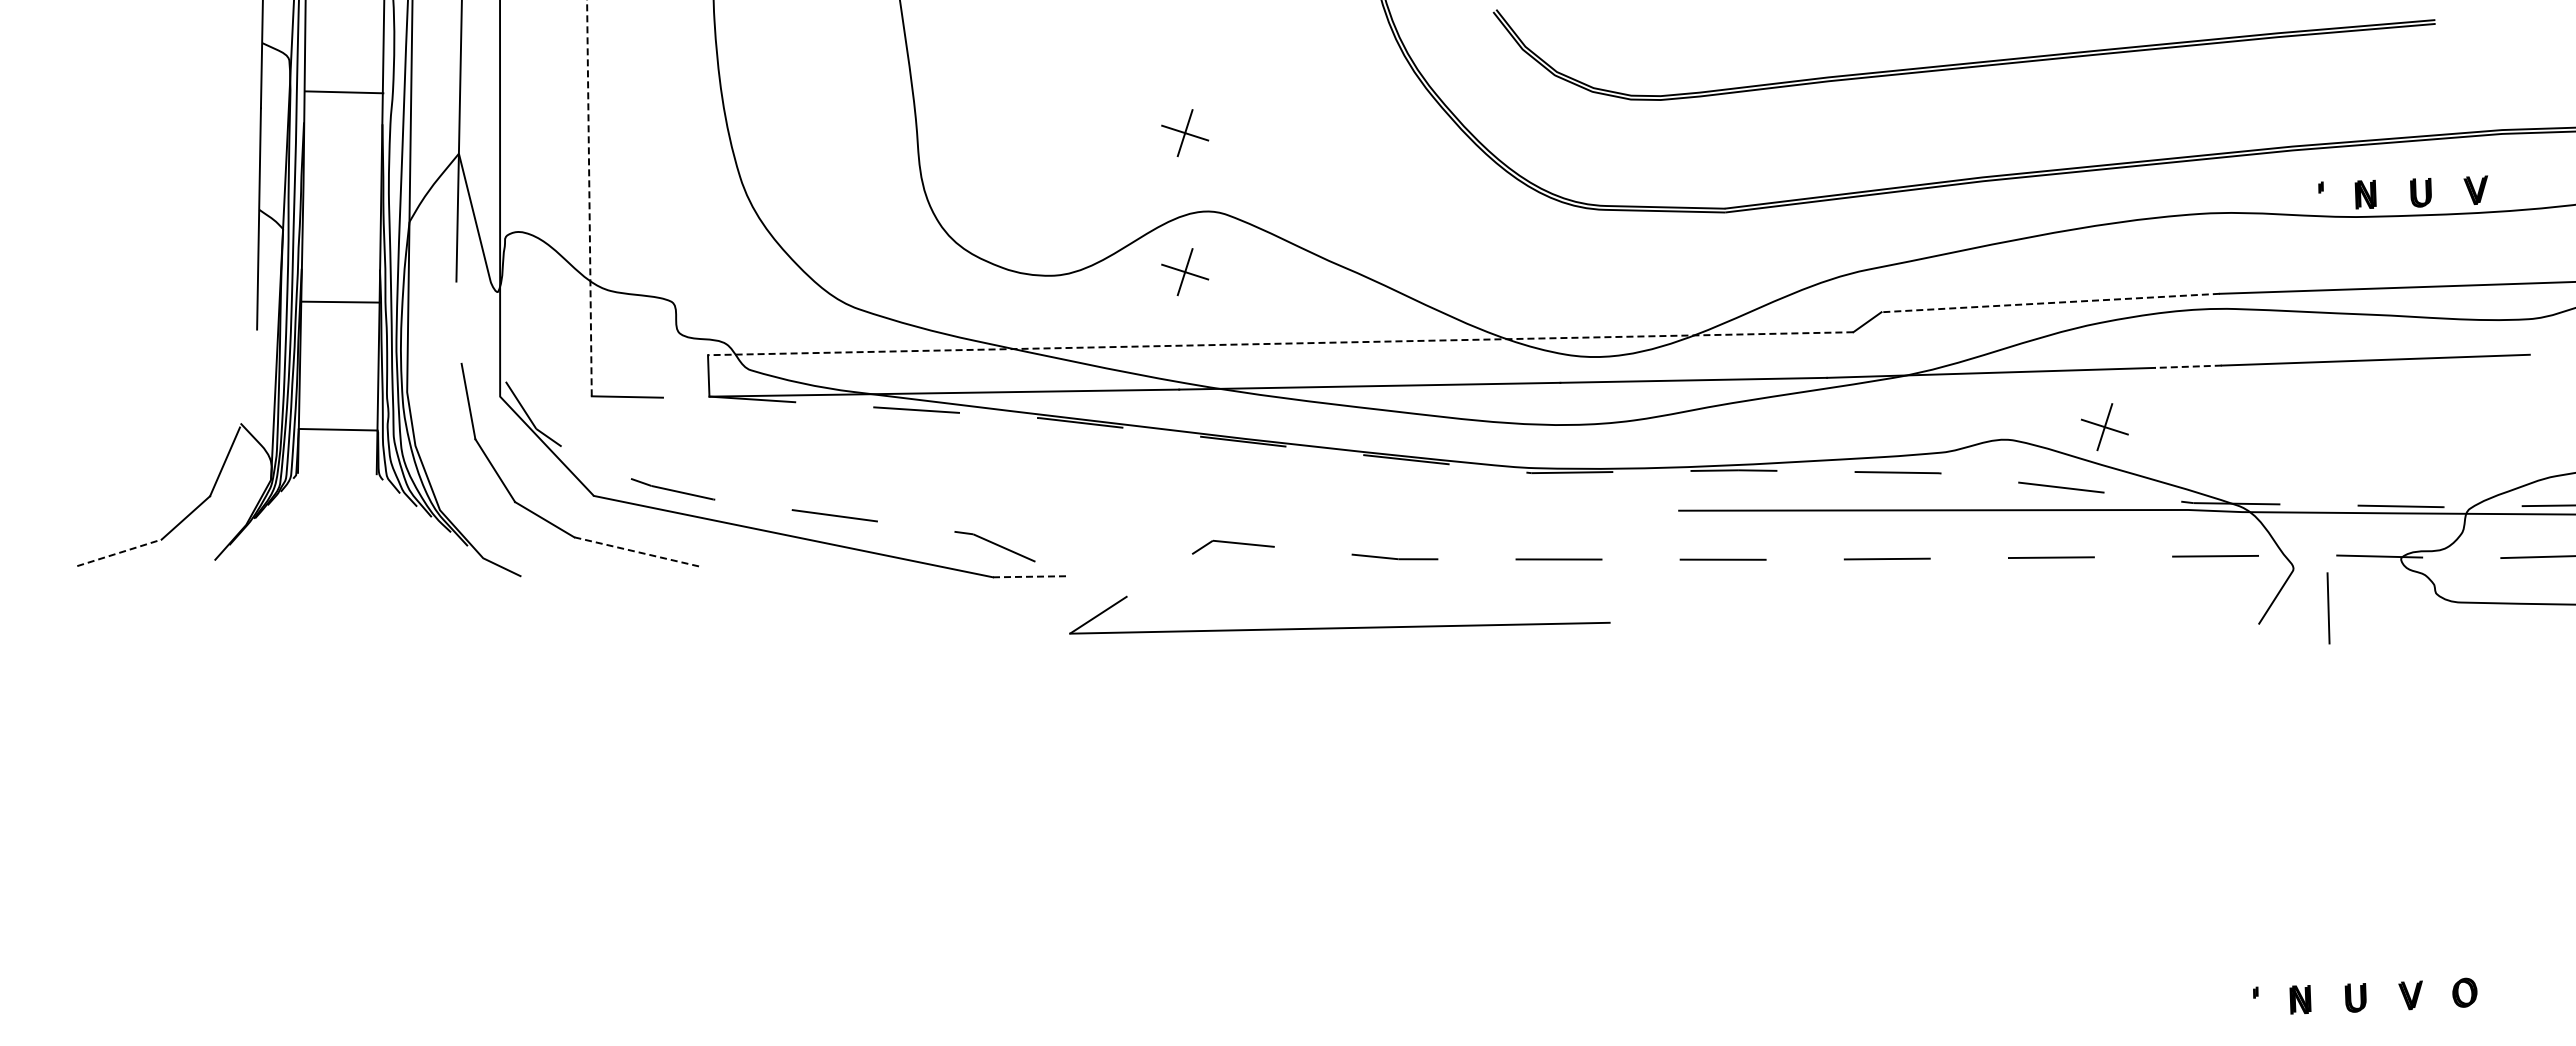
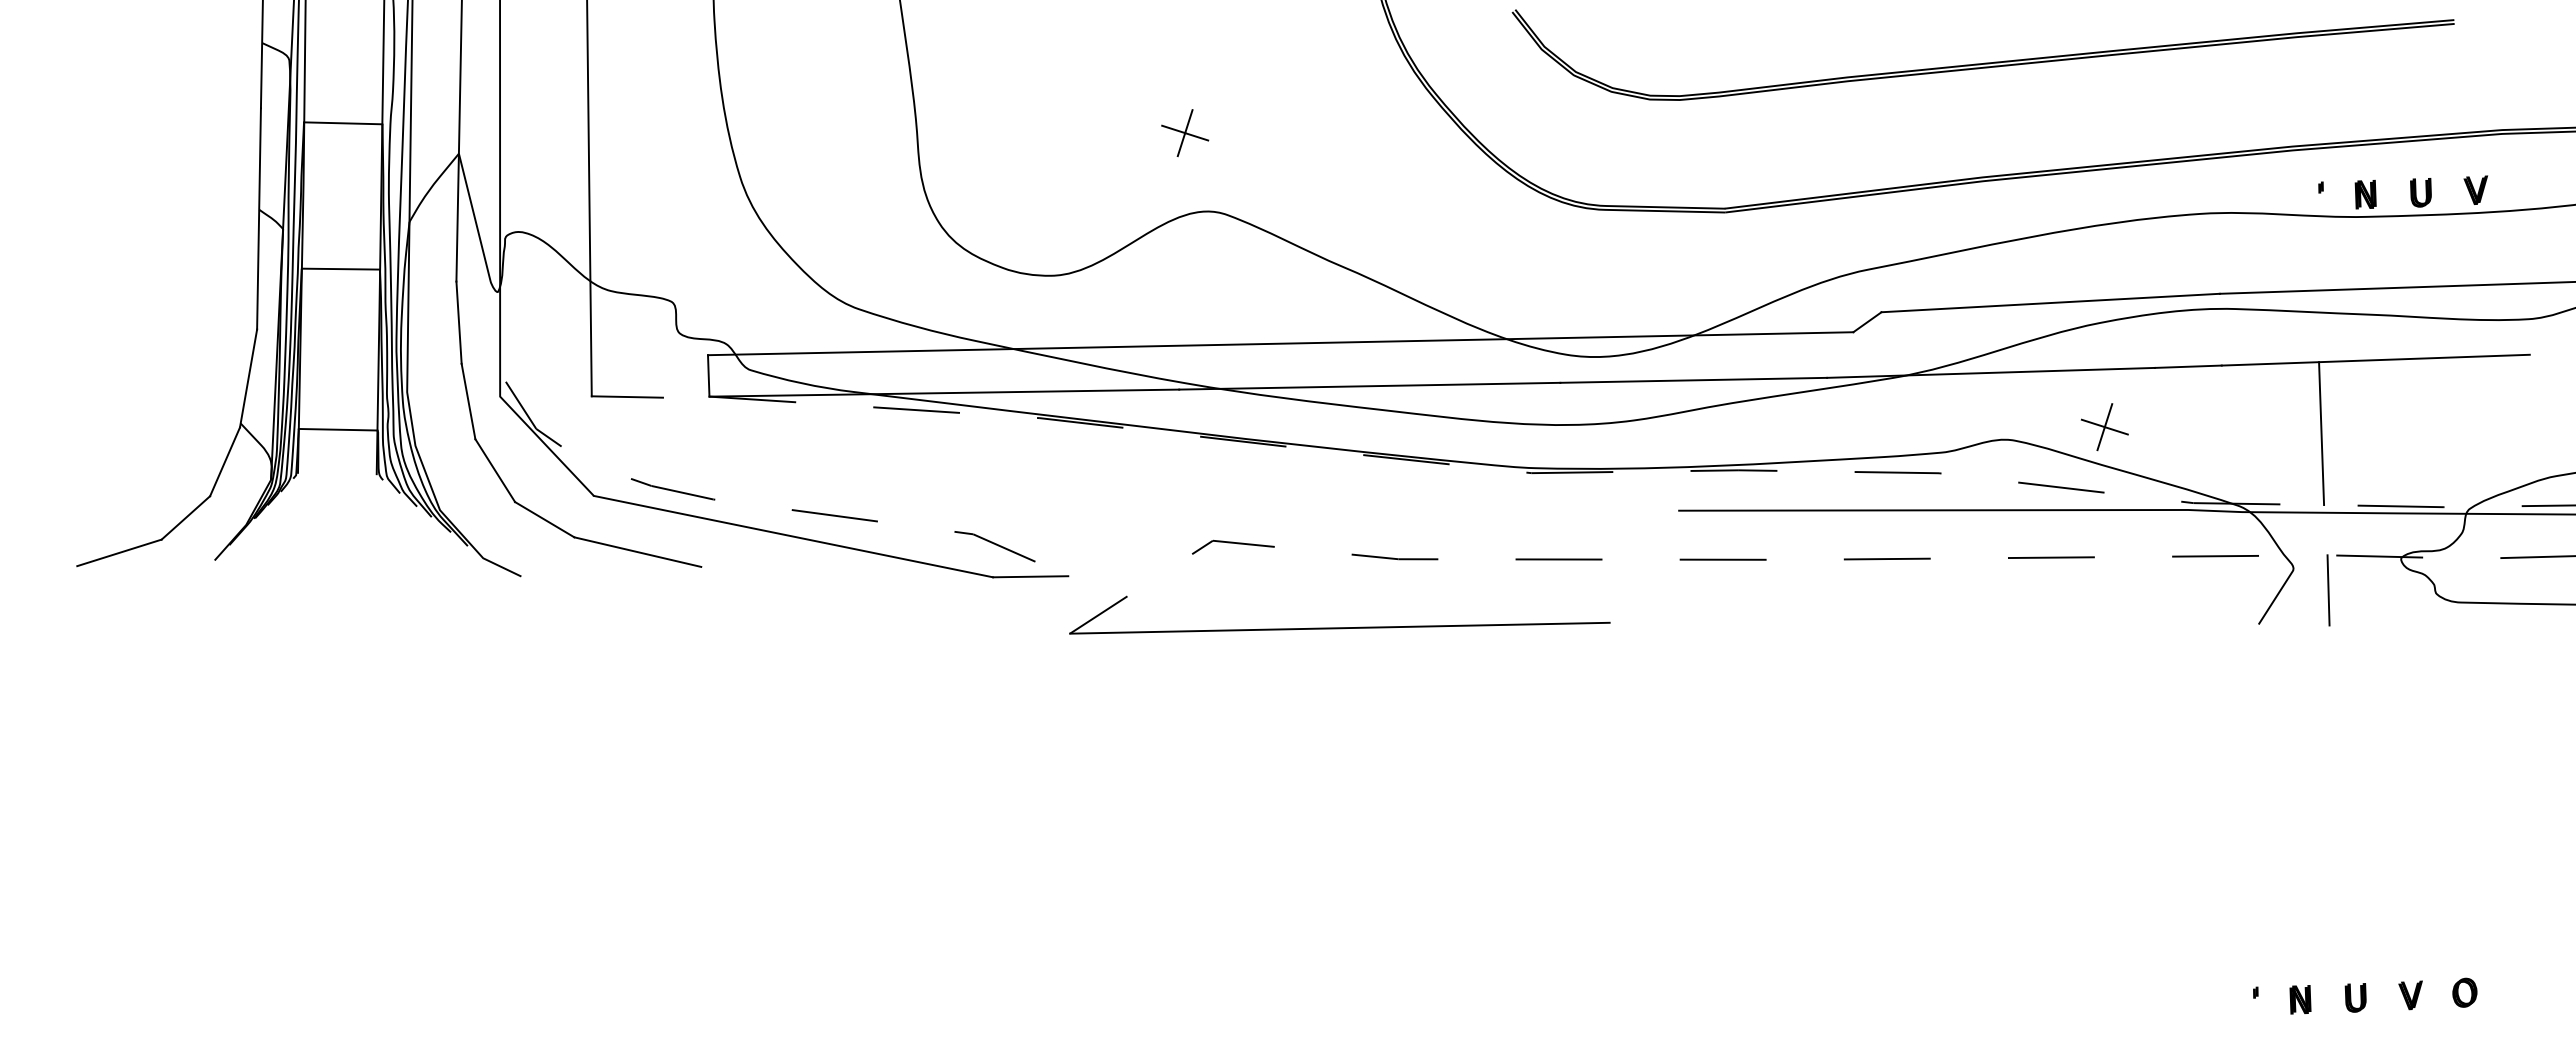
part position: (1965, 62) -> (1984, 62) (1984, 62)
line position: (343, 92) -> (342, 123) (342, 123)
line: dashed -> solid (589, 198)
part: present -> none (1185, 272)
line position: (340, 301) -> (340, 268) (340, 268)
line: dashed -> solid (2050, 303)
line: none -> present (458, 322)
line: dashed -> solid (1280, 343)
line: dashed -> solid (2187, 366)
line: none -> present (248, 378)
line: none -> present (2321, 433)
line: dashed -> solid (119, 552)
line: dashed -> solid (638, 552)
line: dashed -> solid (1030, 576)
line position: (2328, 608) -> (2328, 590) (2328, 590)
